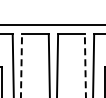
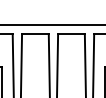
line: dashed -> solid (21, 65)
line: dashed -> solid (85, 65)
